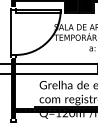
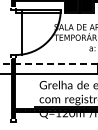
line position: (10, 32) -> (21, 32) (21, 32)
line: solid -> dashed (48, 63)
